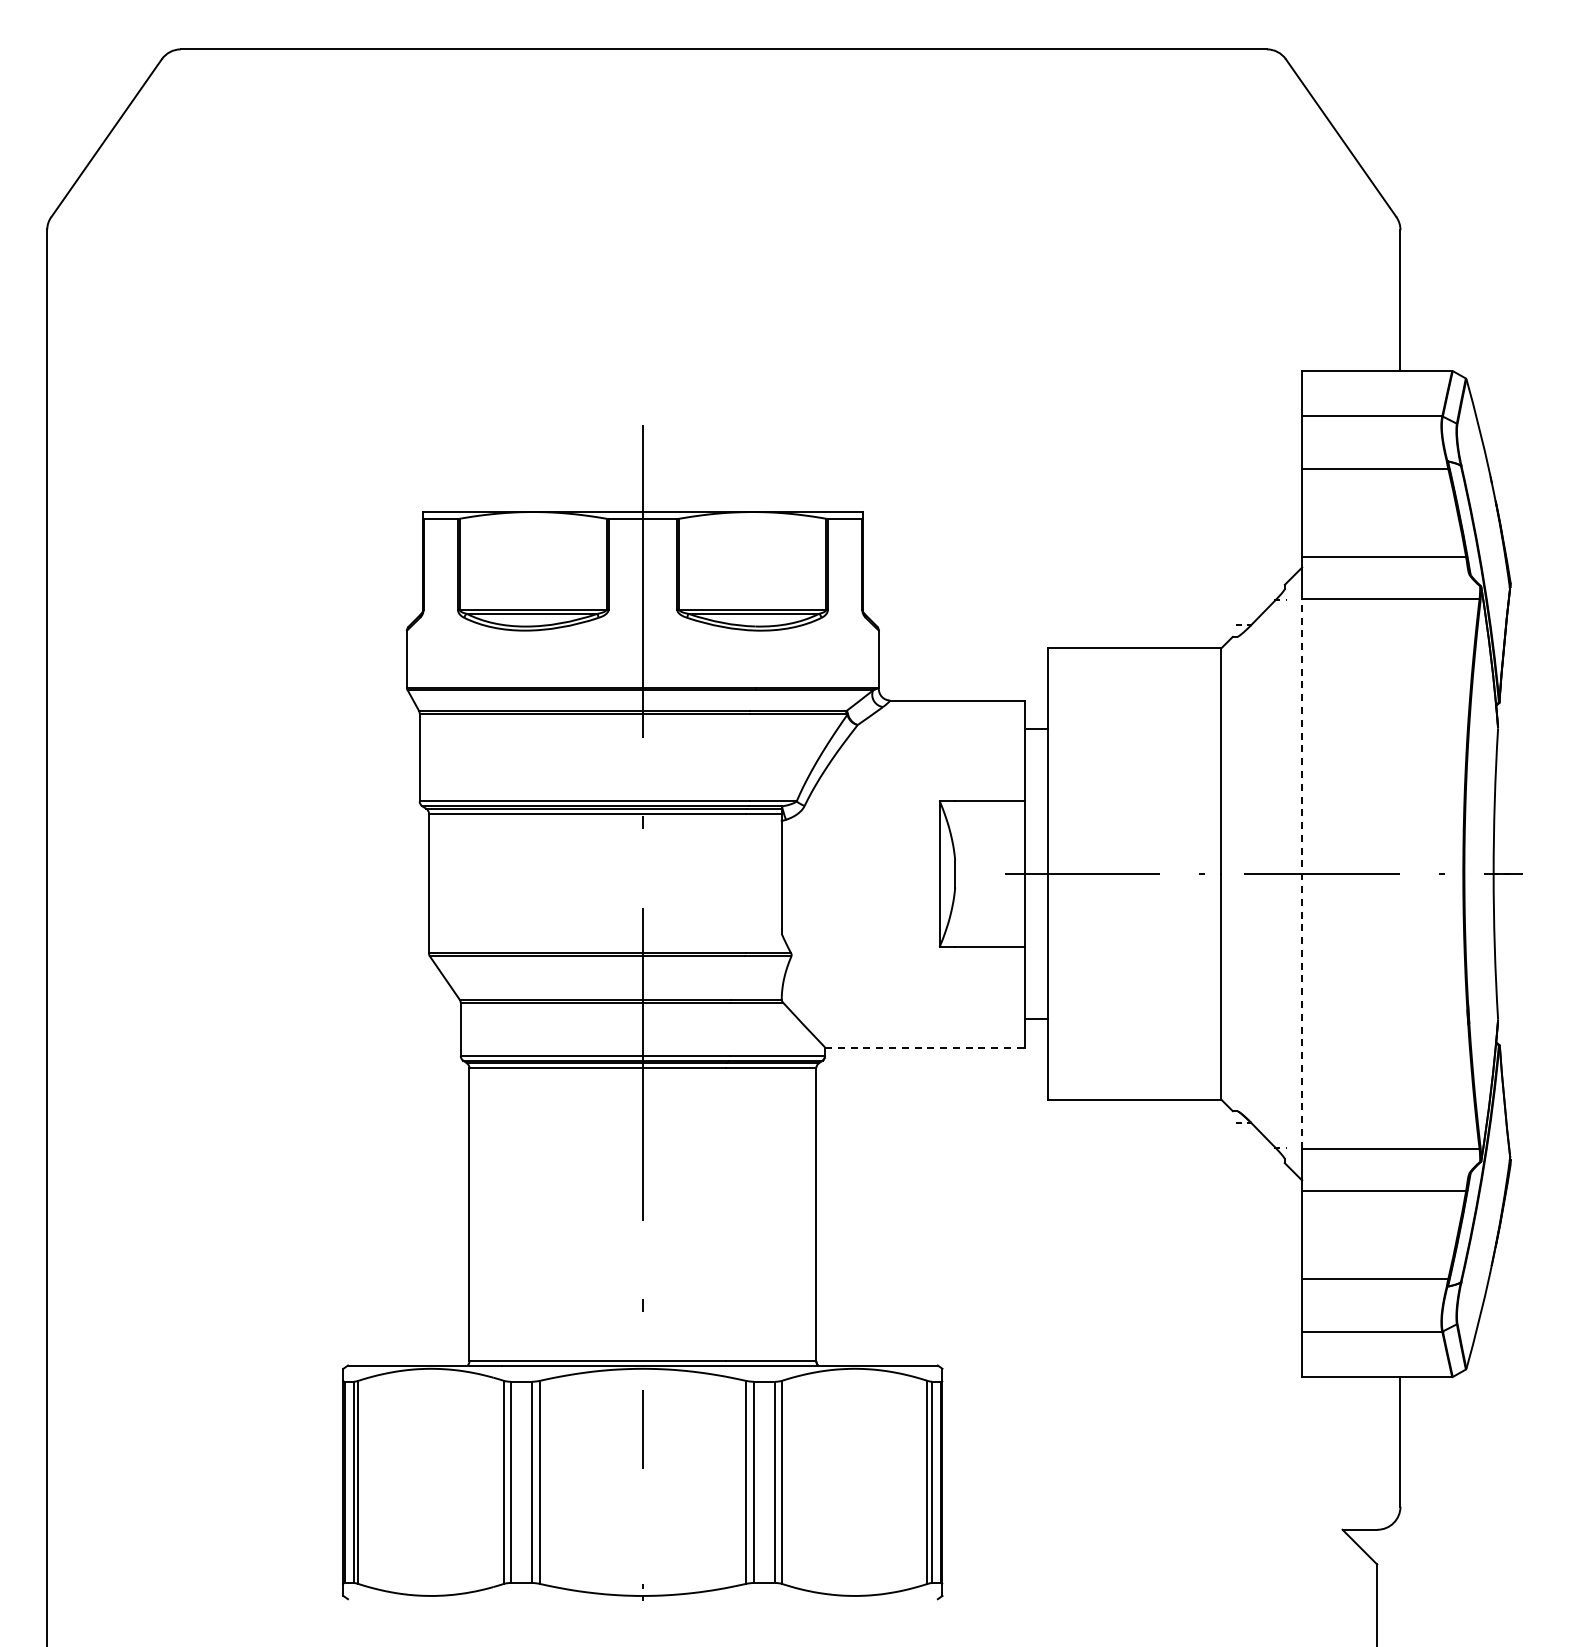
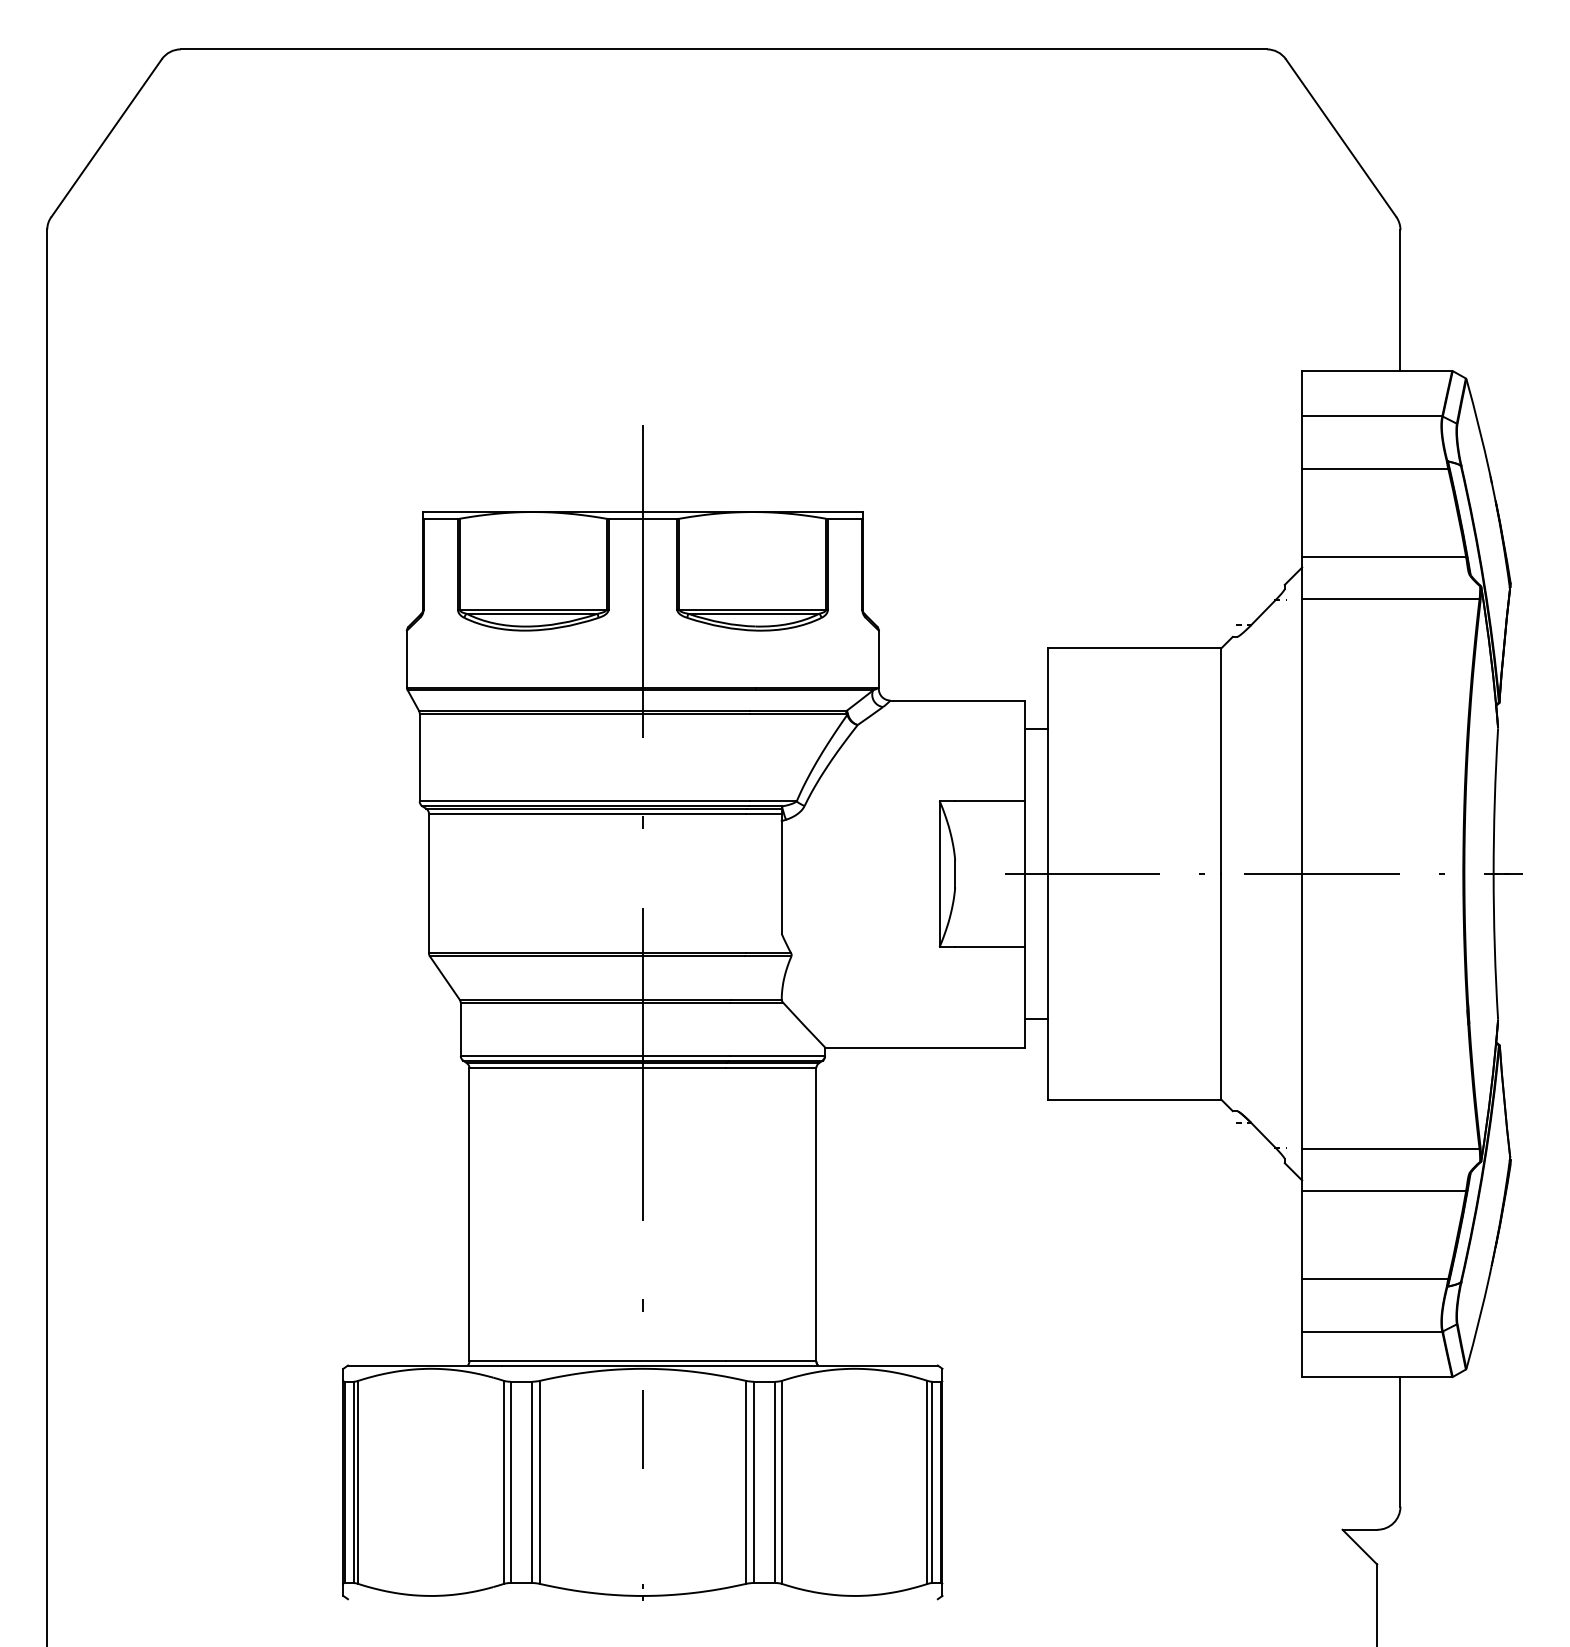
line: dashed -> solid (1302, 874)
line: dashed -> solid (924, 1047)
